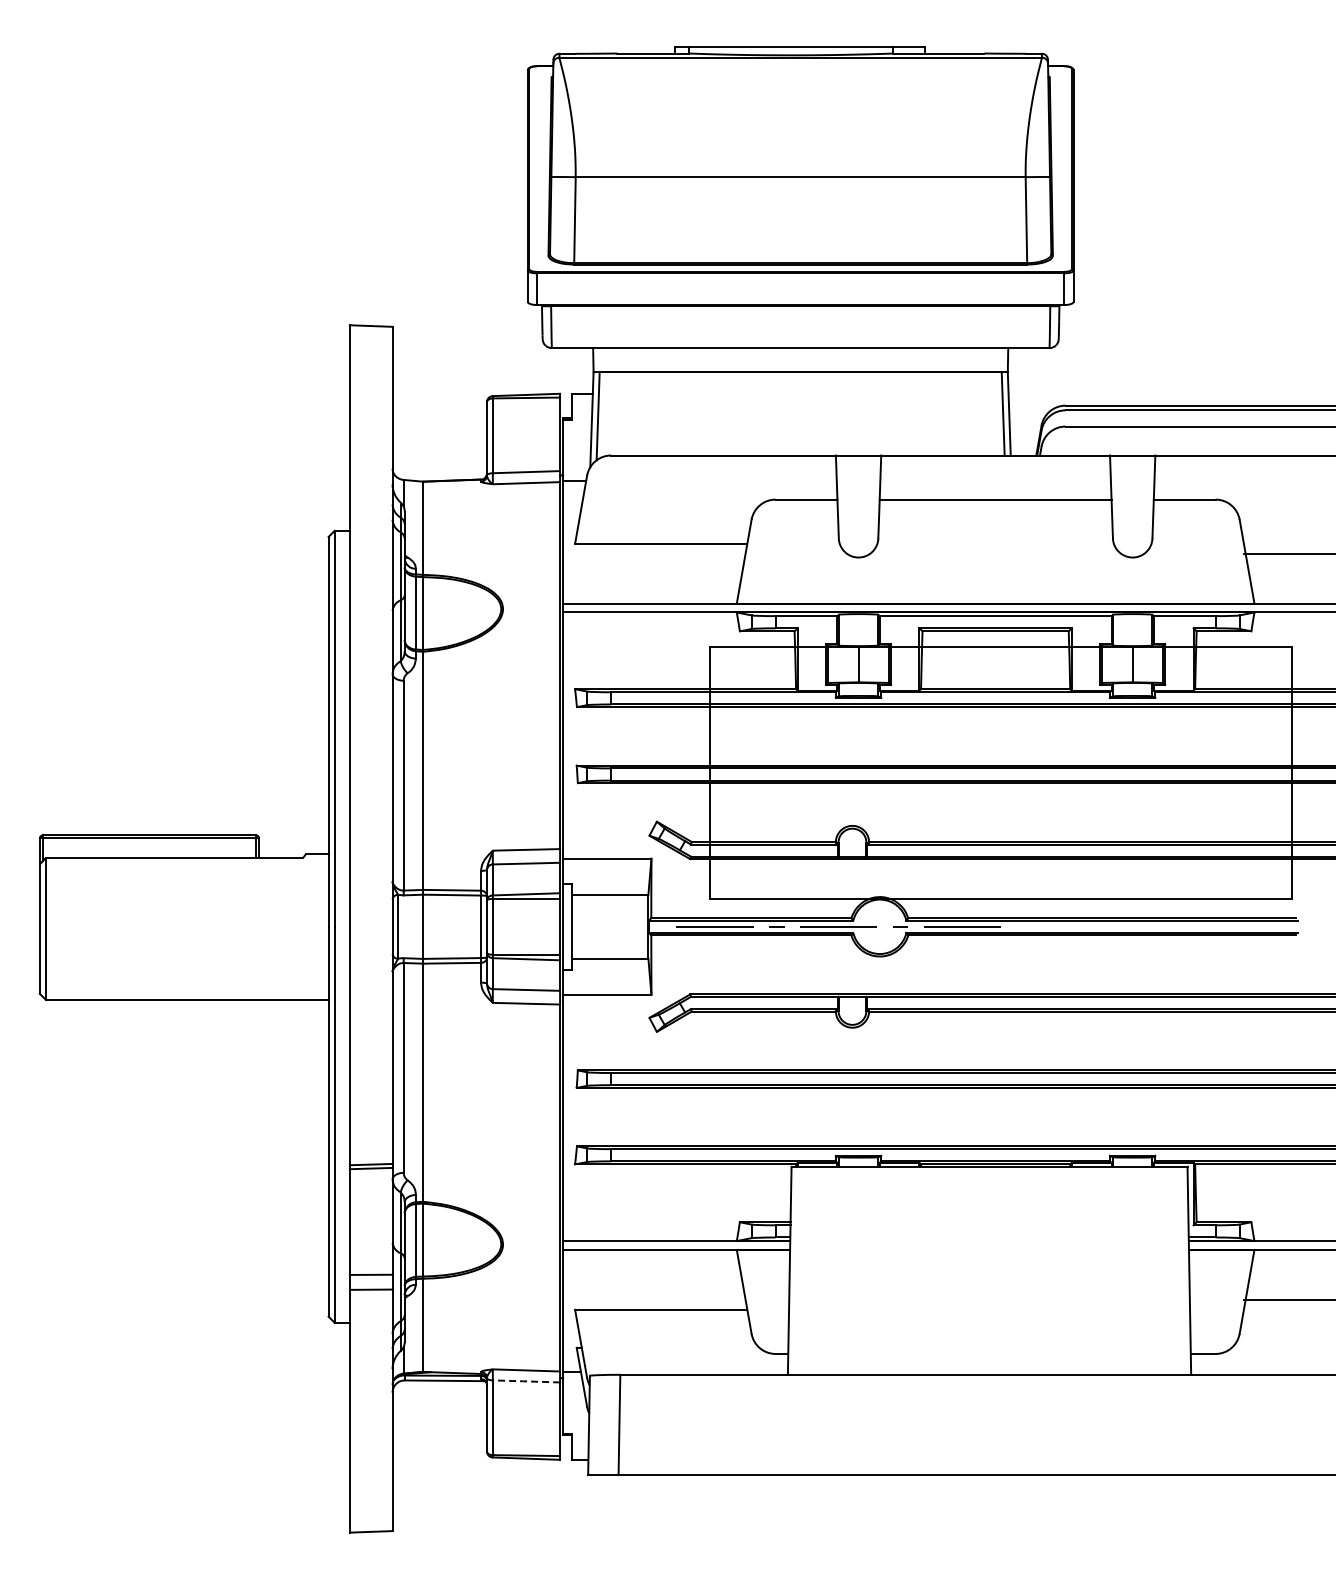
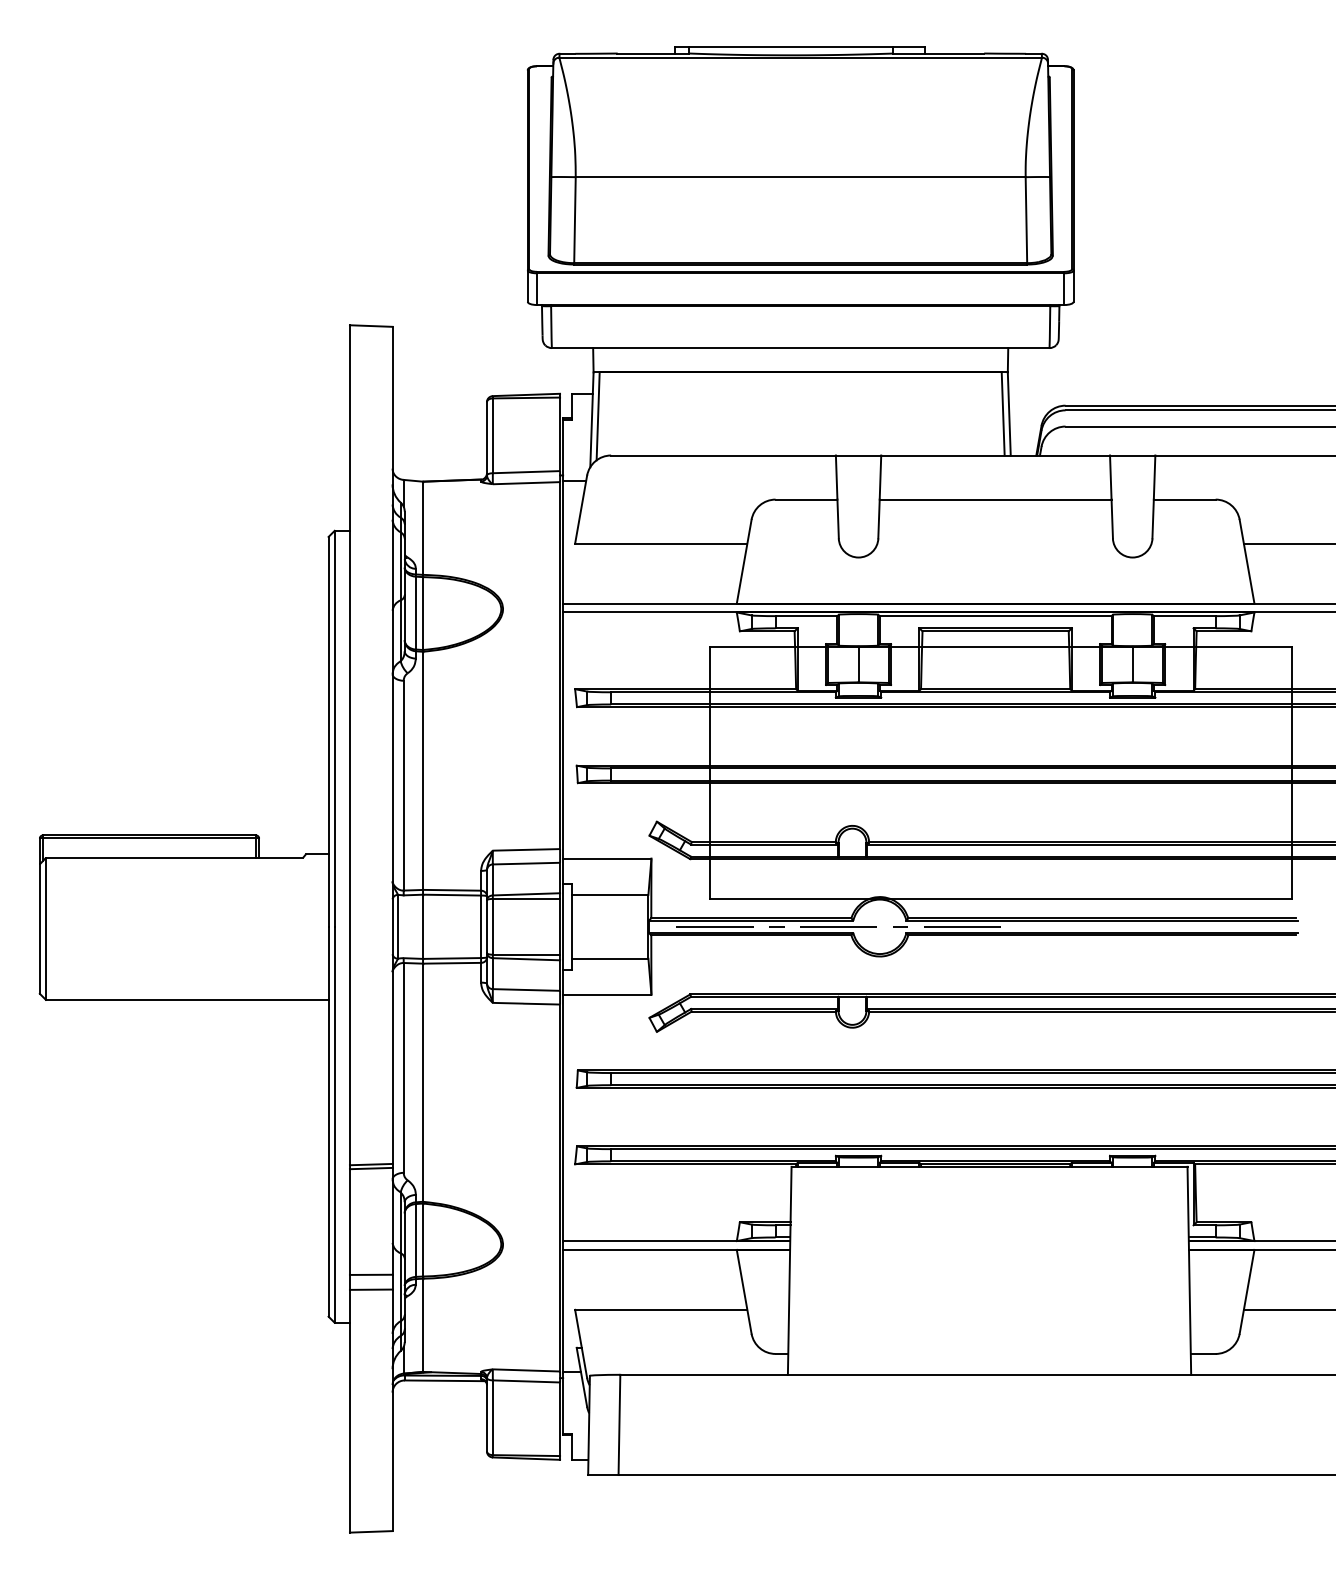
line position: (1287, 553) -> (1287, 543) (1287, 543)
line position: (1287, 1299) -> (1287, 1309) (1287, 1309)
line: dashed -> solid (525, 1381)
